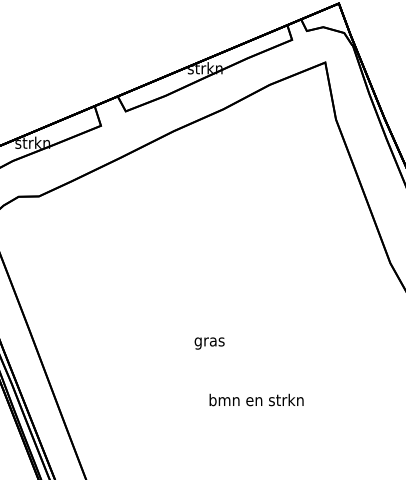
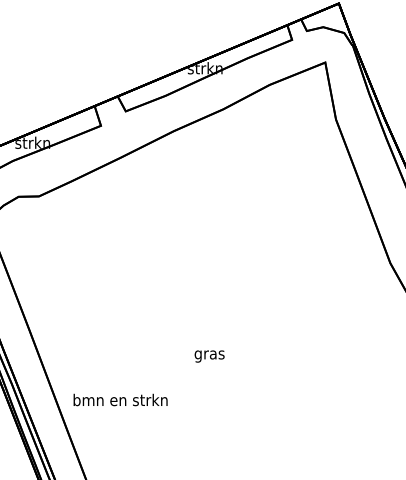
text position: (209, 343) -> (209, 356) (209, 356)
text position: (256, 399) -> (120, 399) (120, 399)
